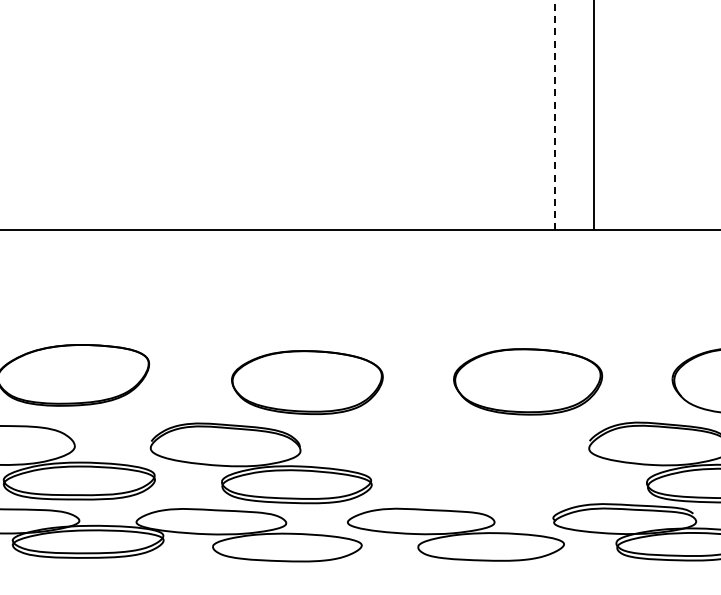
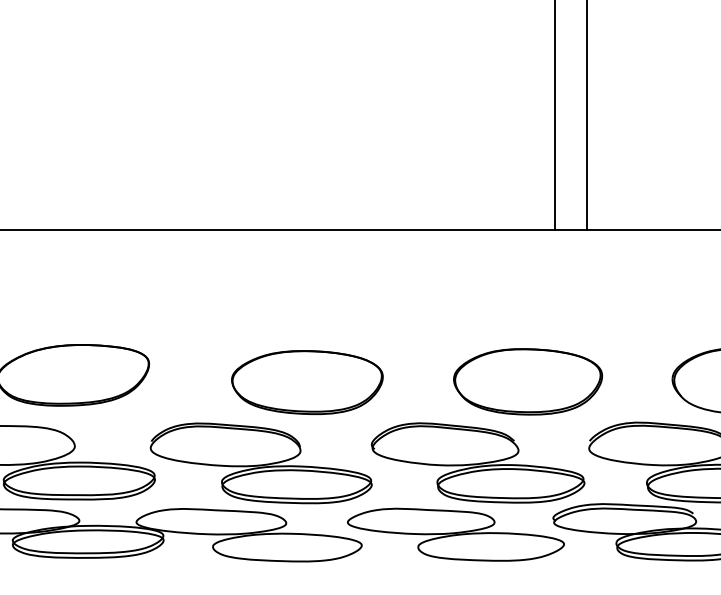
line: dashed -> solid (554, 115)
line position: (593, 116) -> (586, 116) (586, 116)
part: none -> present (477, 462)
